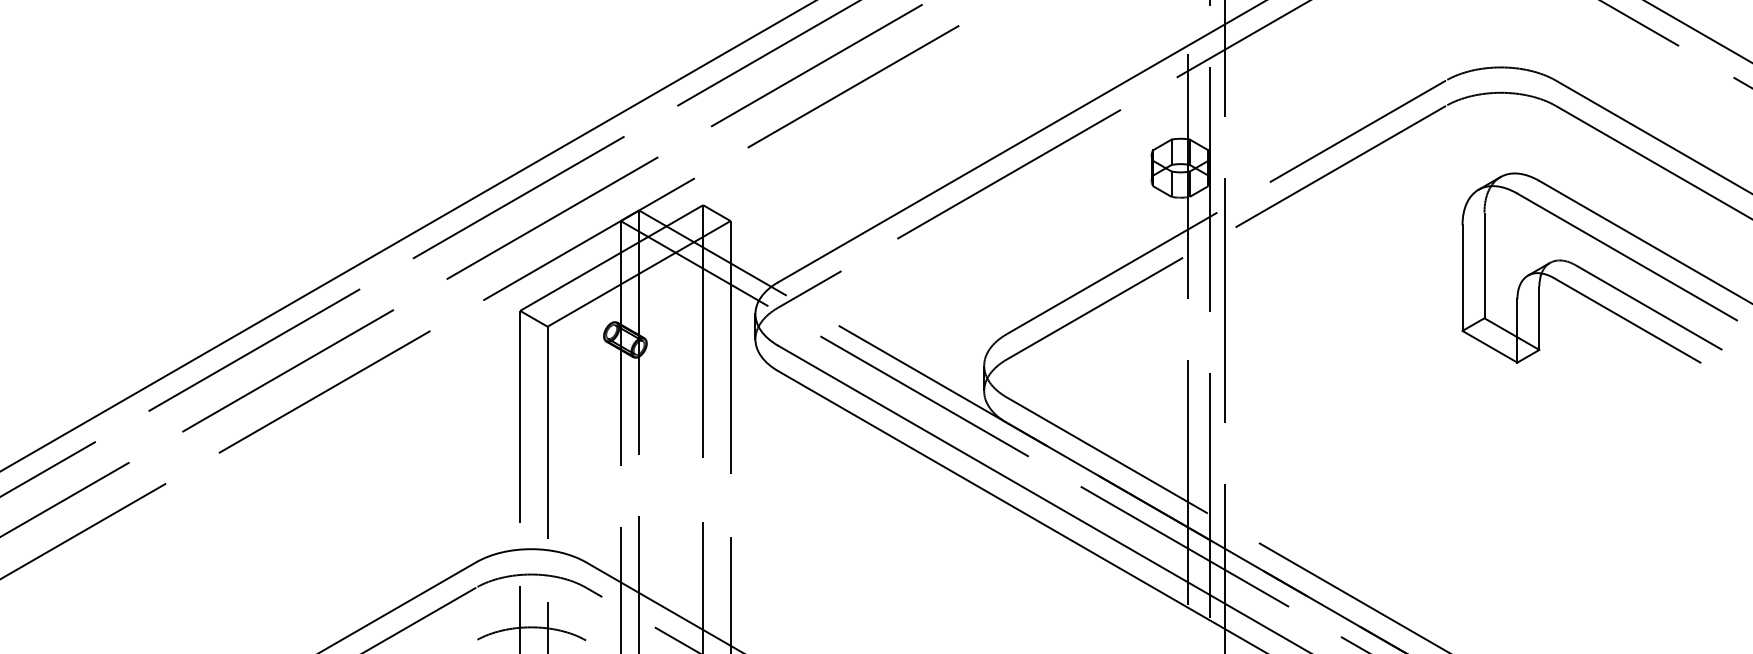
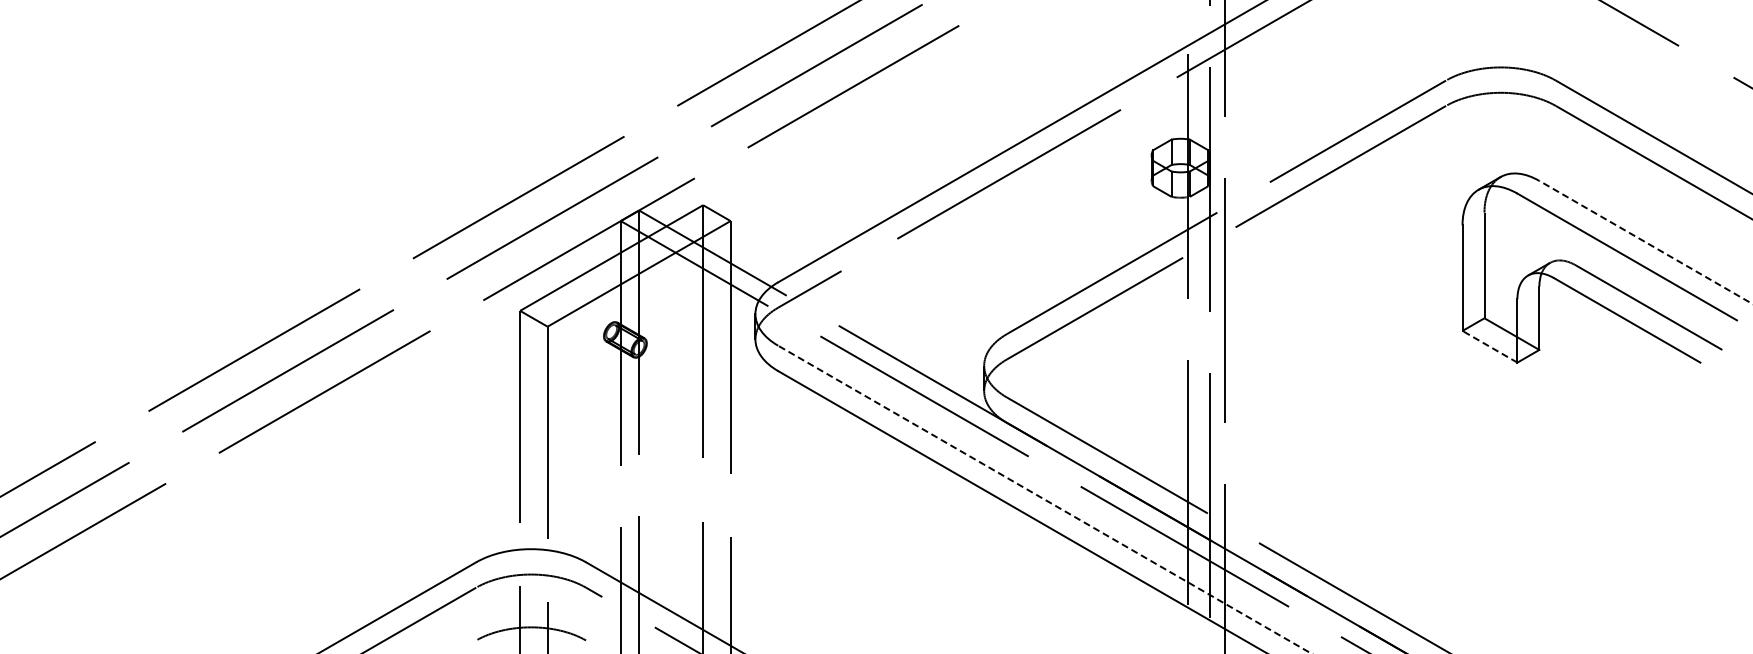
line: present -> none (1698, 31)
line: present -> none (407, 236)
line: solid -> dashed (1645, 242)
line: solid -> dashed (1489, 346)
line: solid -> dashed (1044, 499)
